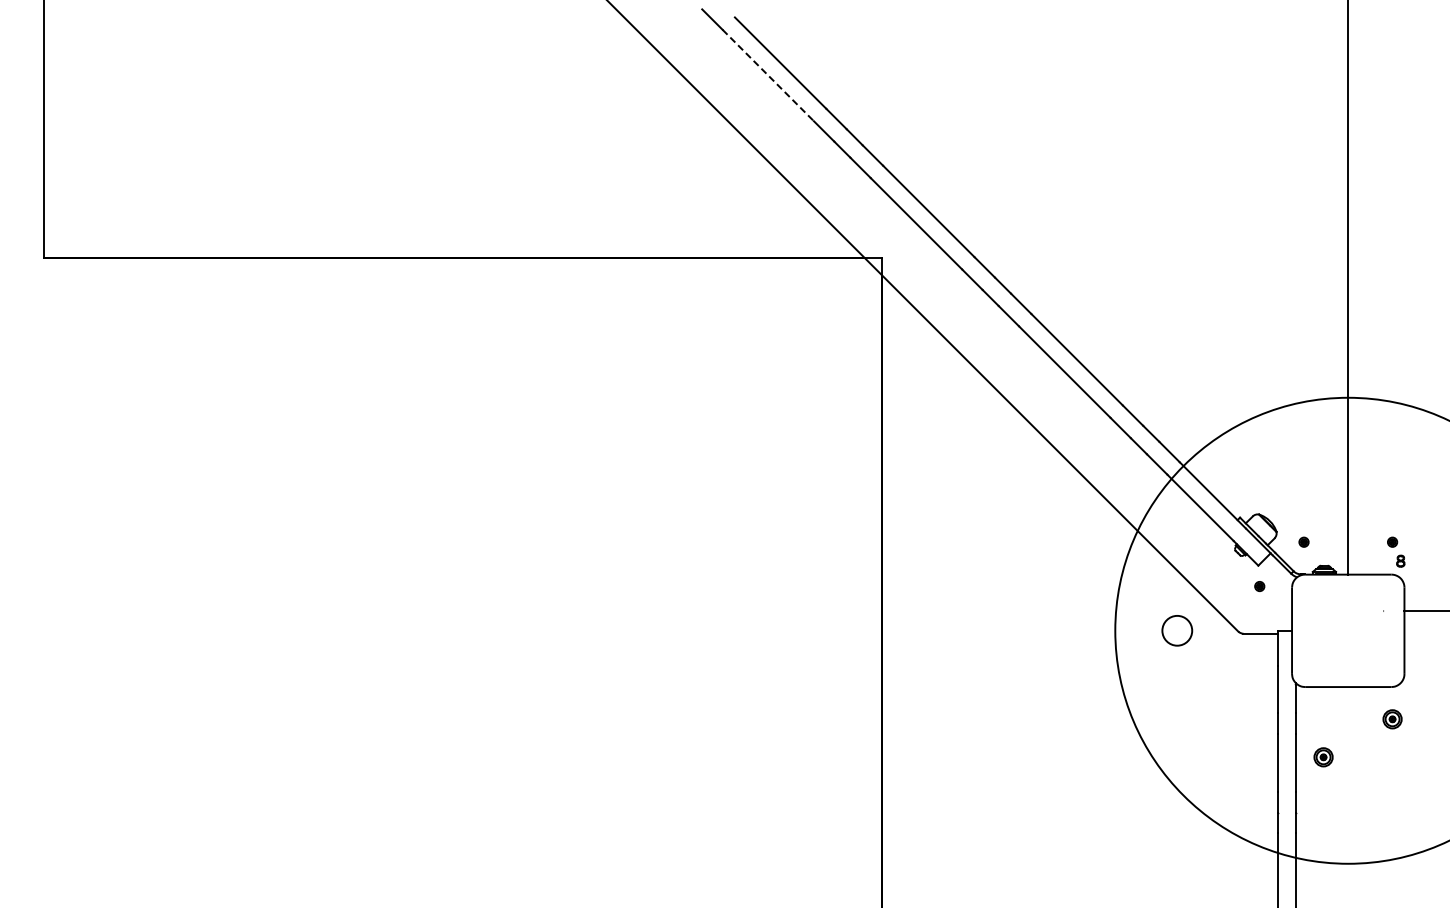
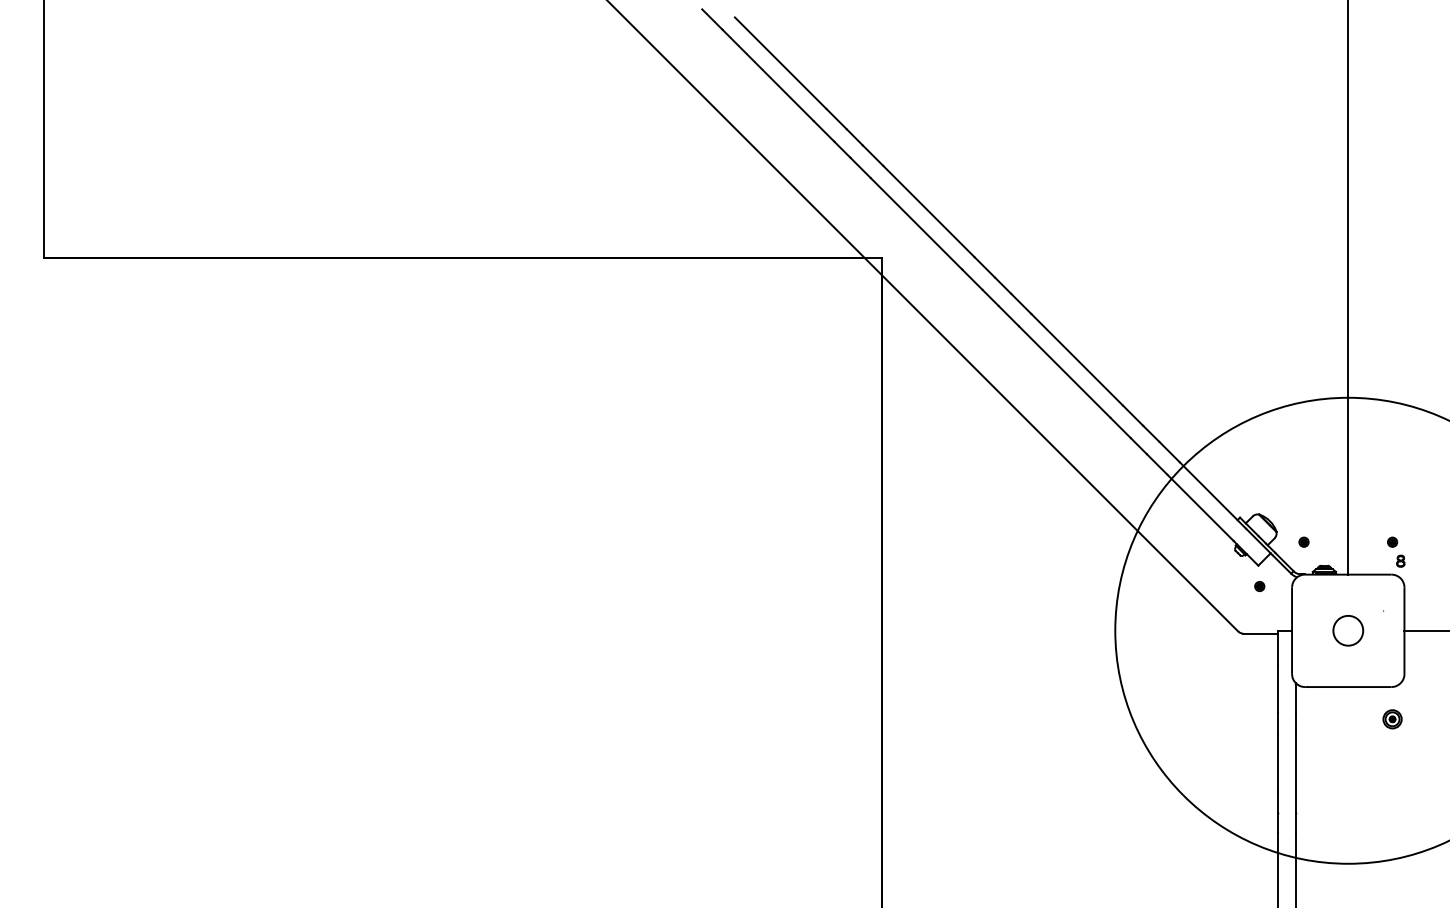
line: dashed -> solid (768, 75)
line position: (1425, 610) -> (1425, 630) (1425, 630)
circle position: (1177, 630) -> (1348, 630) (1348, 630)
part: present -> none (1323, 757)
